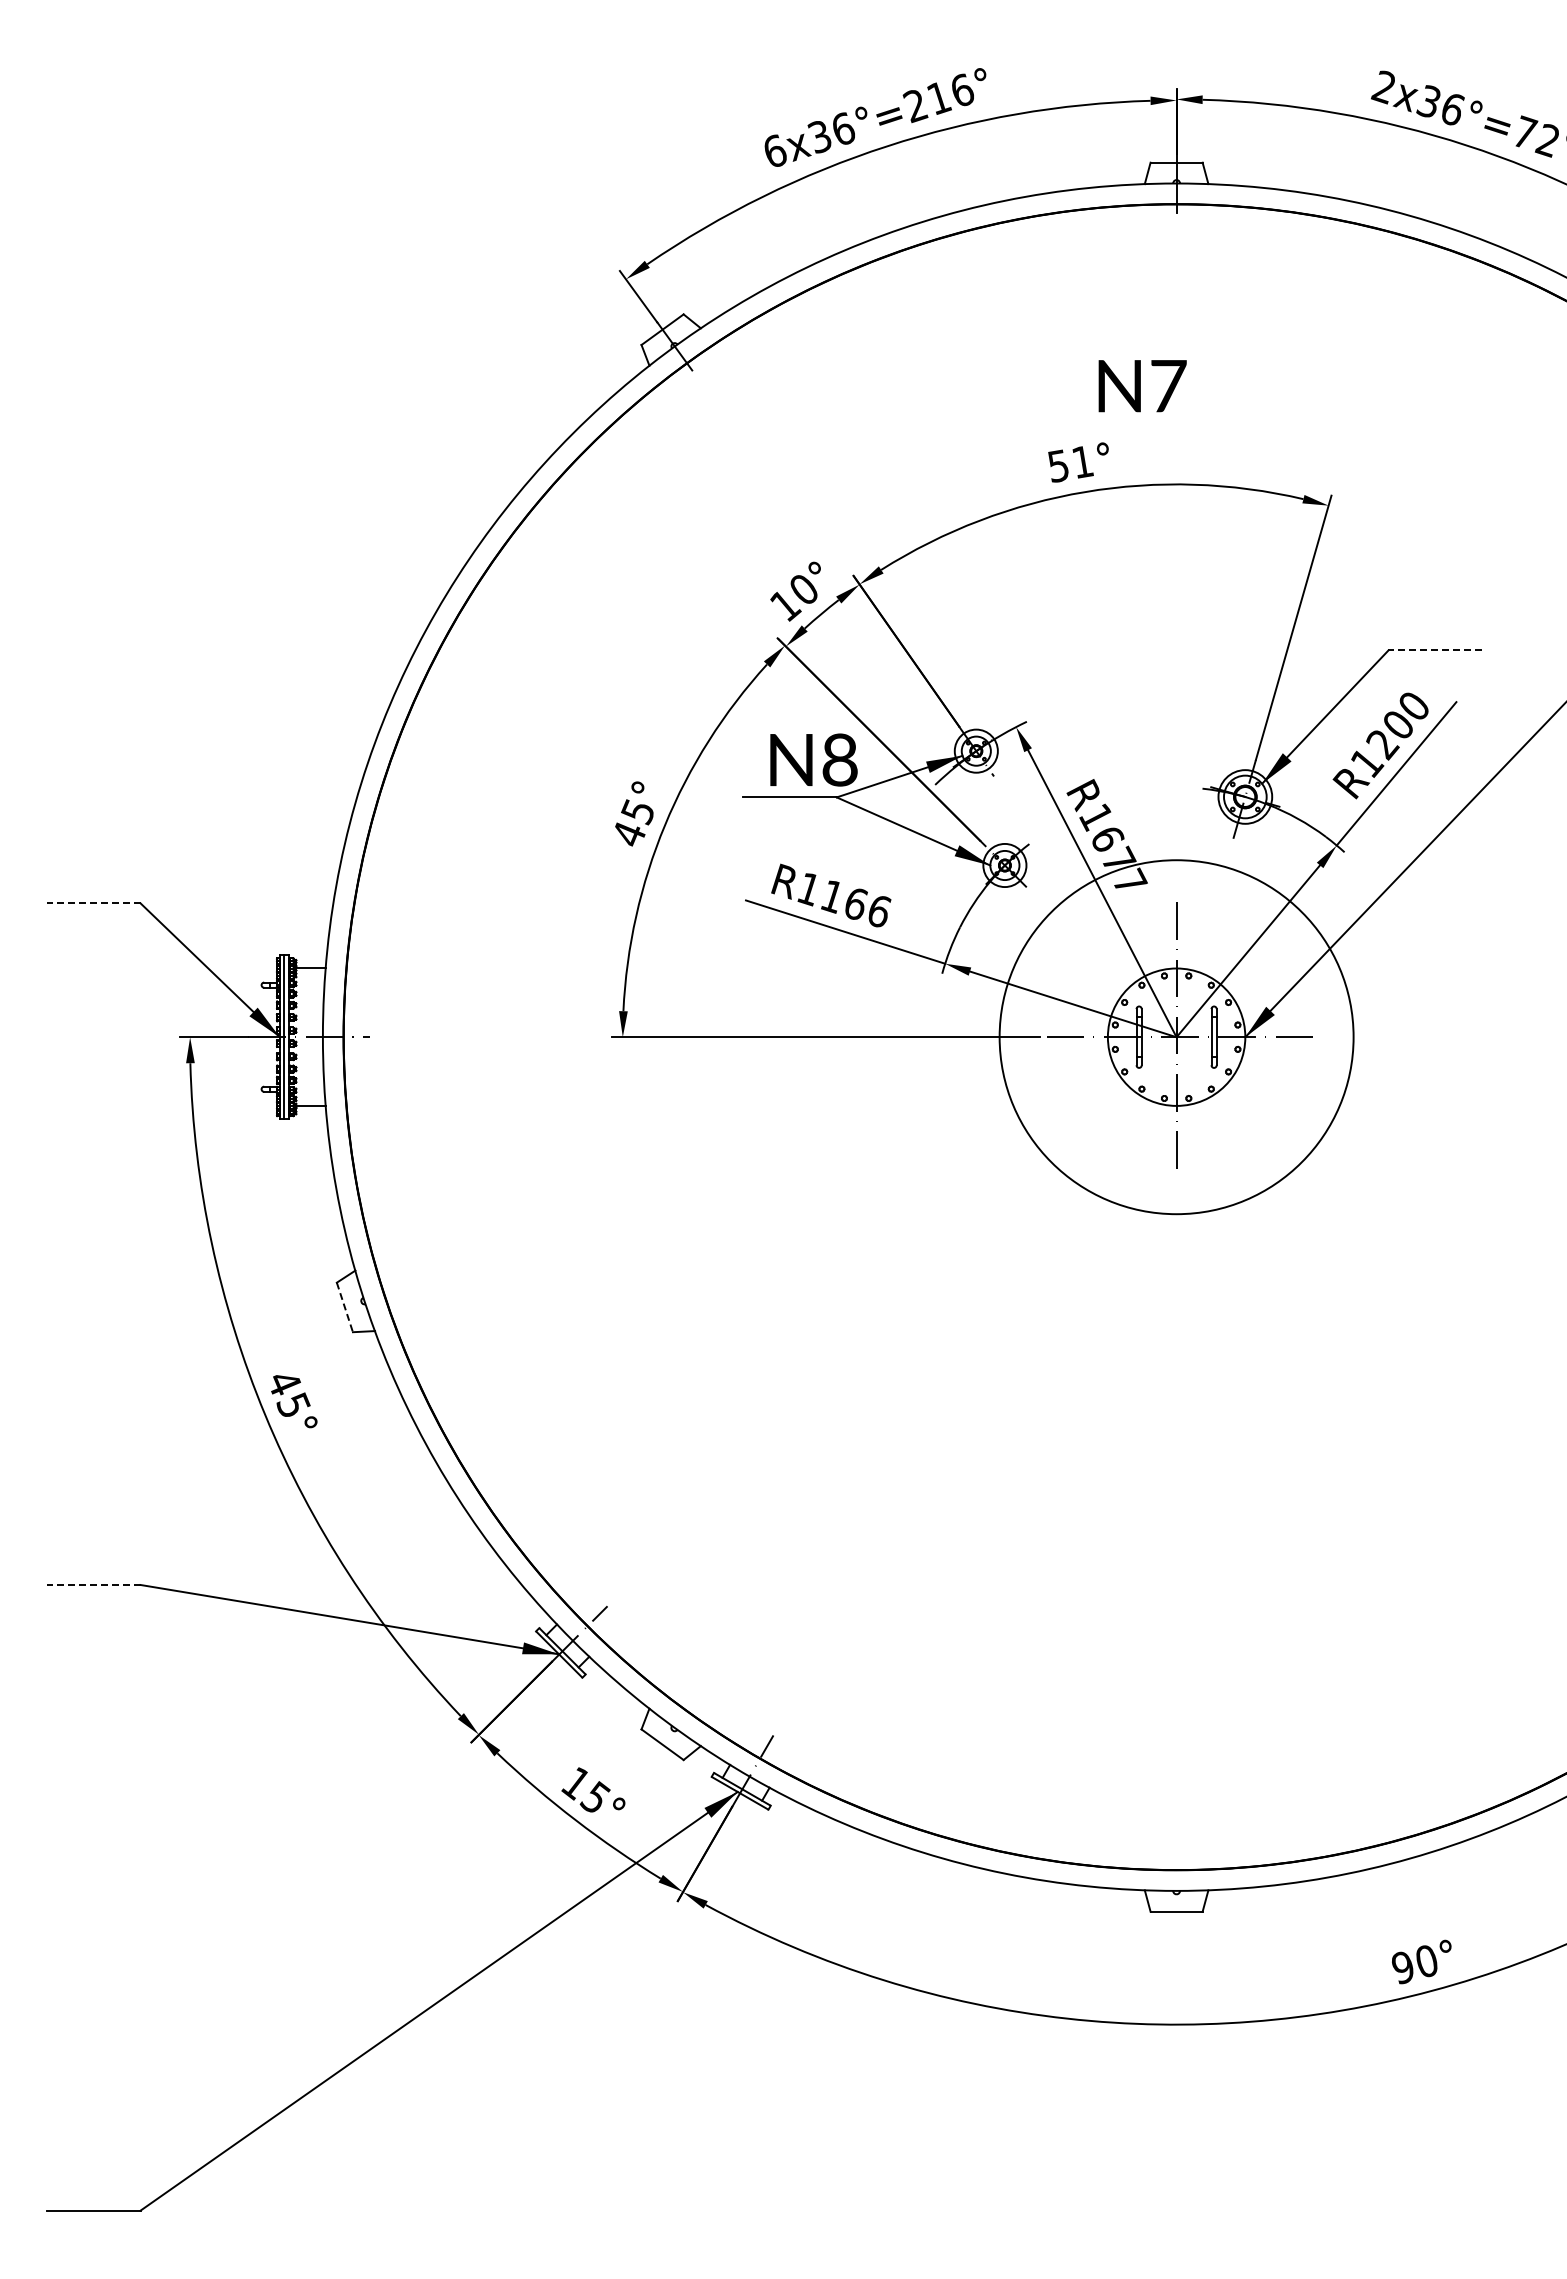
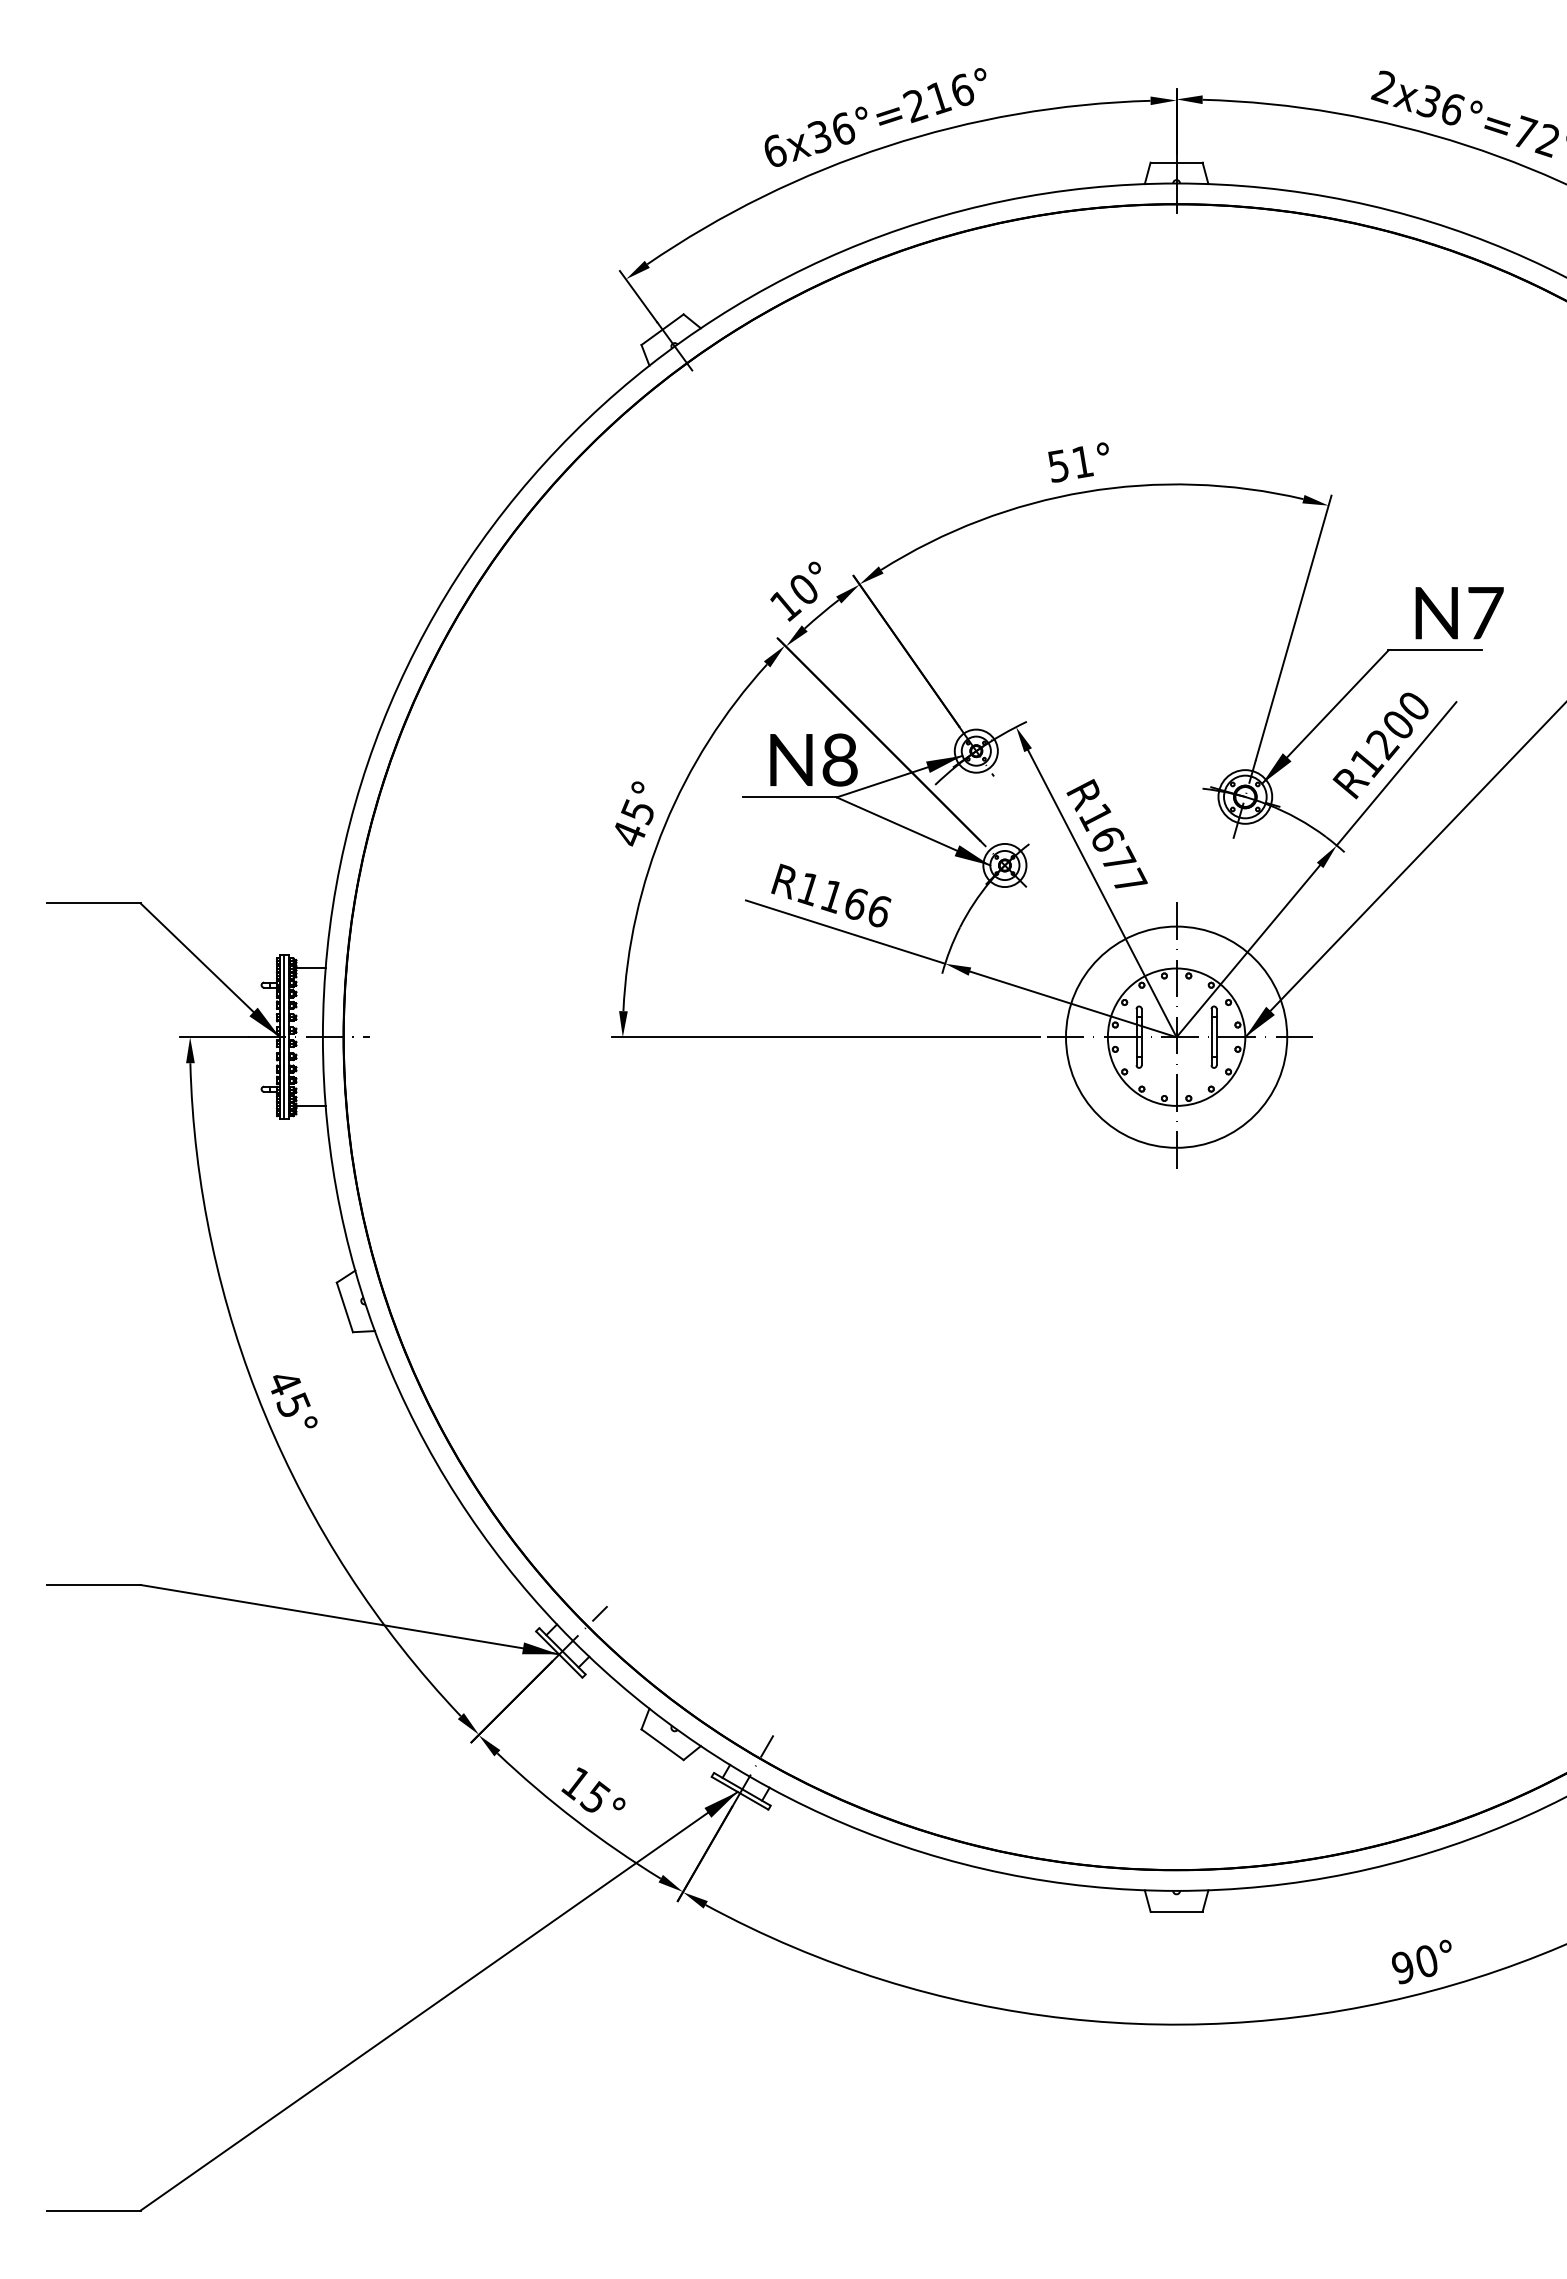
text position: (1142, 386) -> (1459, 613) (1459, 613)
line: dashed -> solid (1435, 650)
line: dashed -> solid (93, 903)
circle diameter: 354 px -> 221 px (1176, 1036)
line: dashed -> solid (345, 1307)
line: dashed -> solid (93, 1584)
